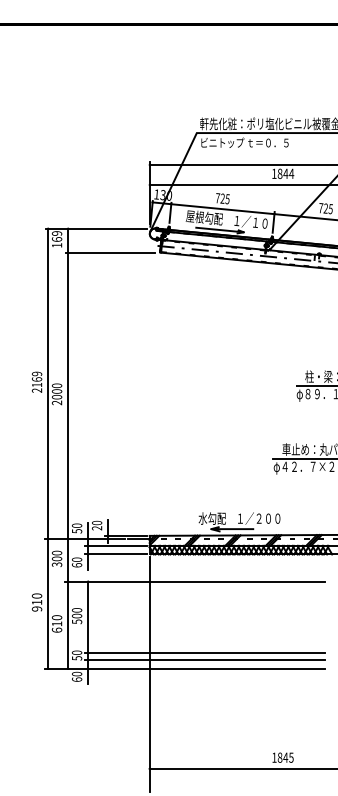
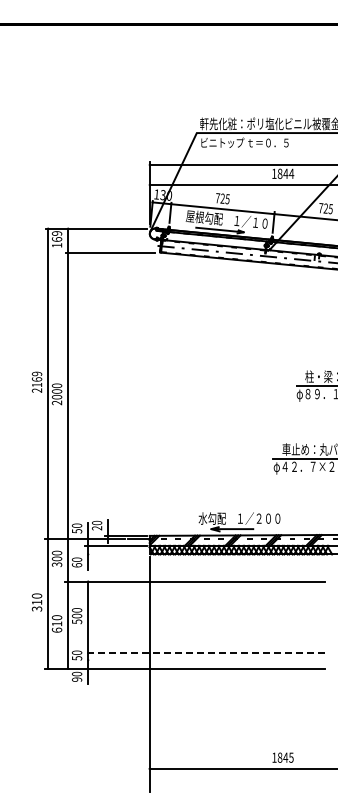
line: present -> none (115, 554)
text: 910 -> 310 (37, 608)
line: solid -> dashed (204, 653)
line: present -> none (205, 660)
text: 60 -> 90 (77, 679)
